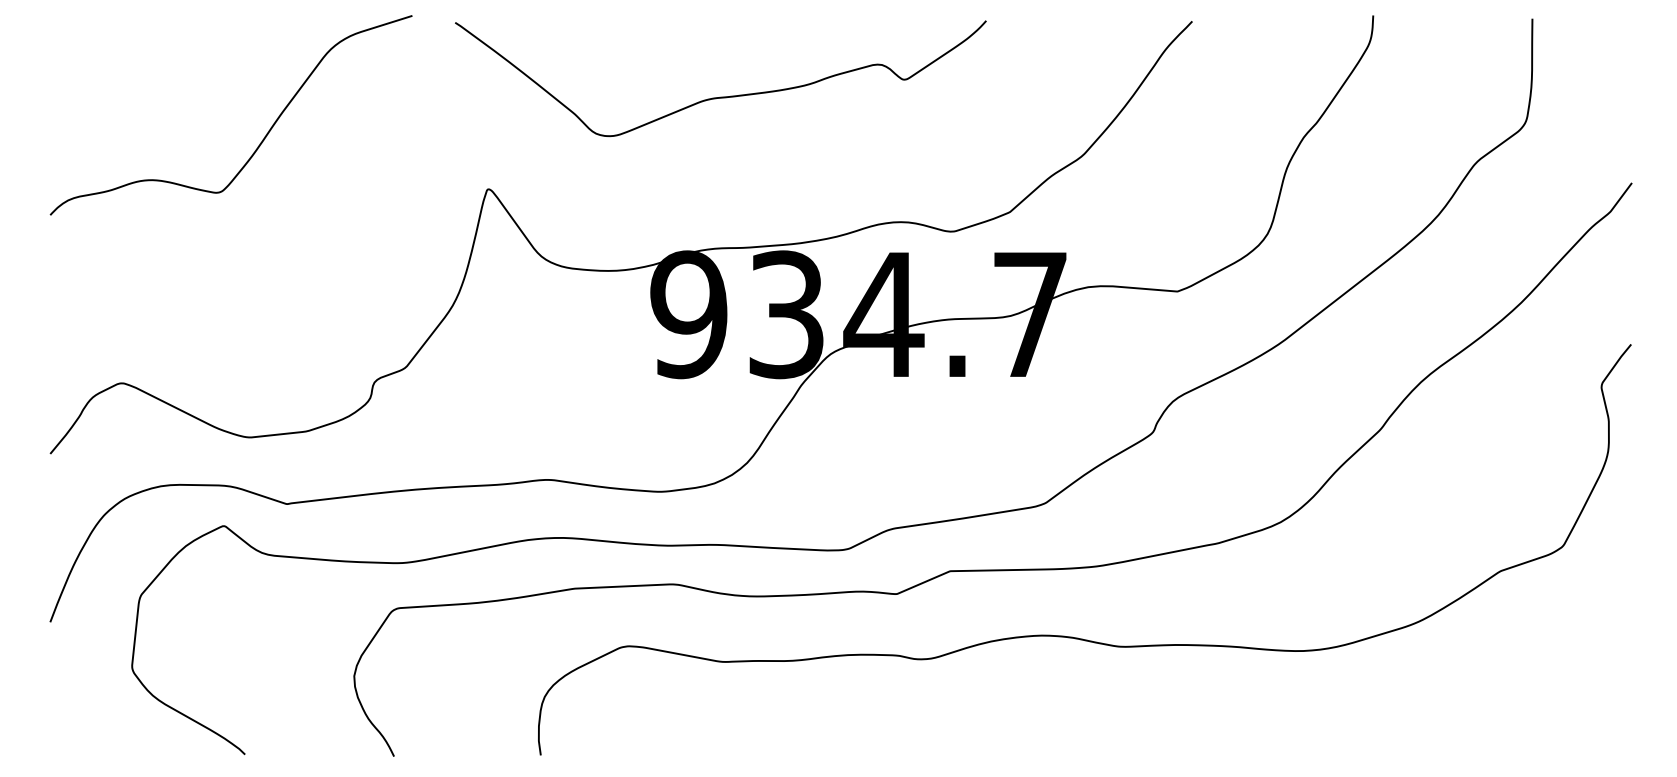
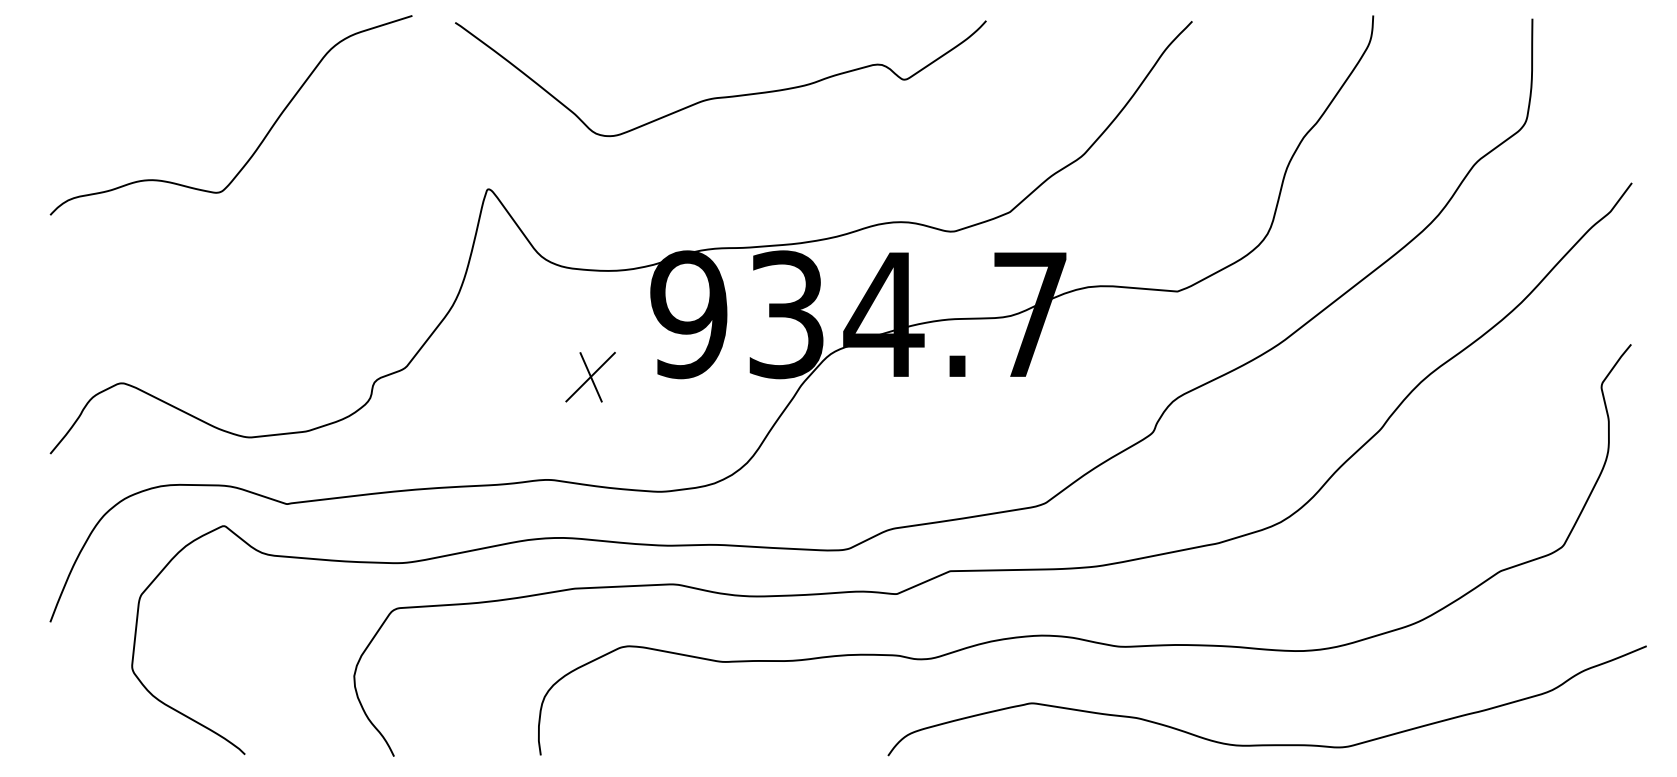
part: none -> present (590, 376)
curve: none -> present (1266, 744)
